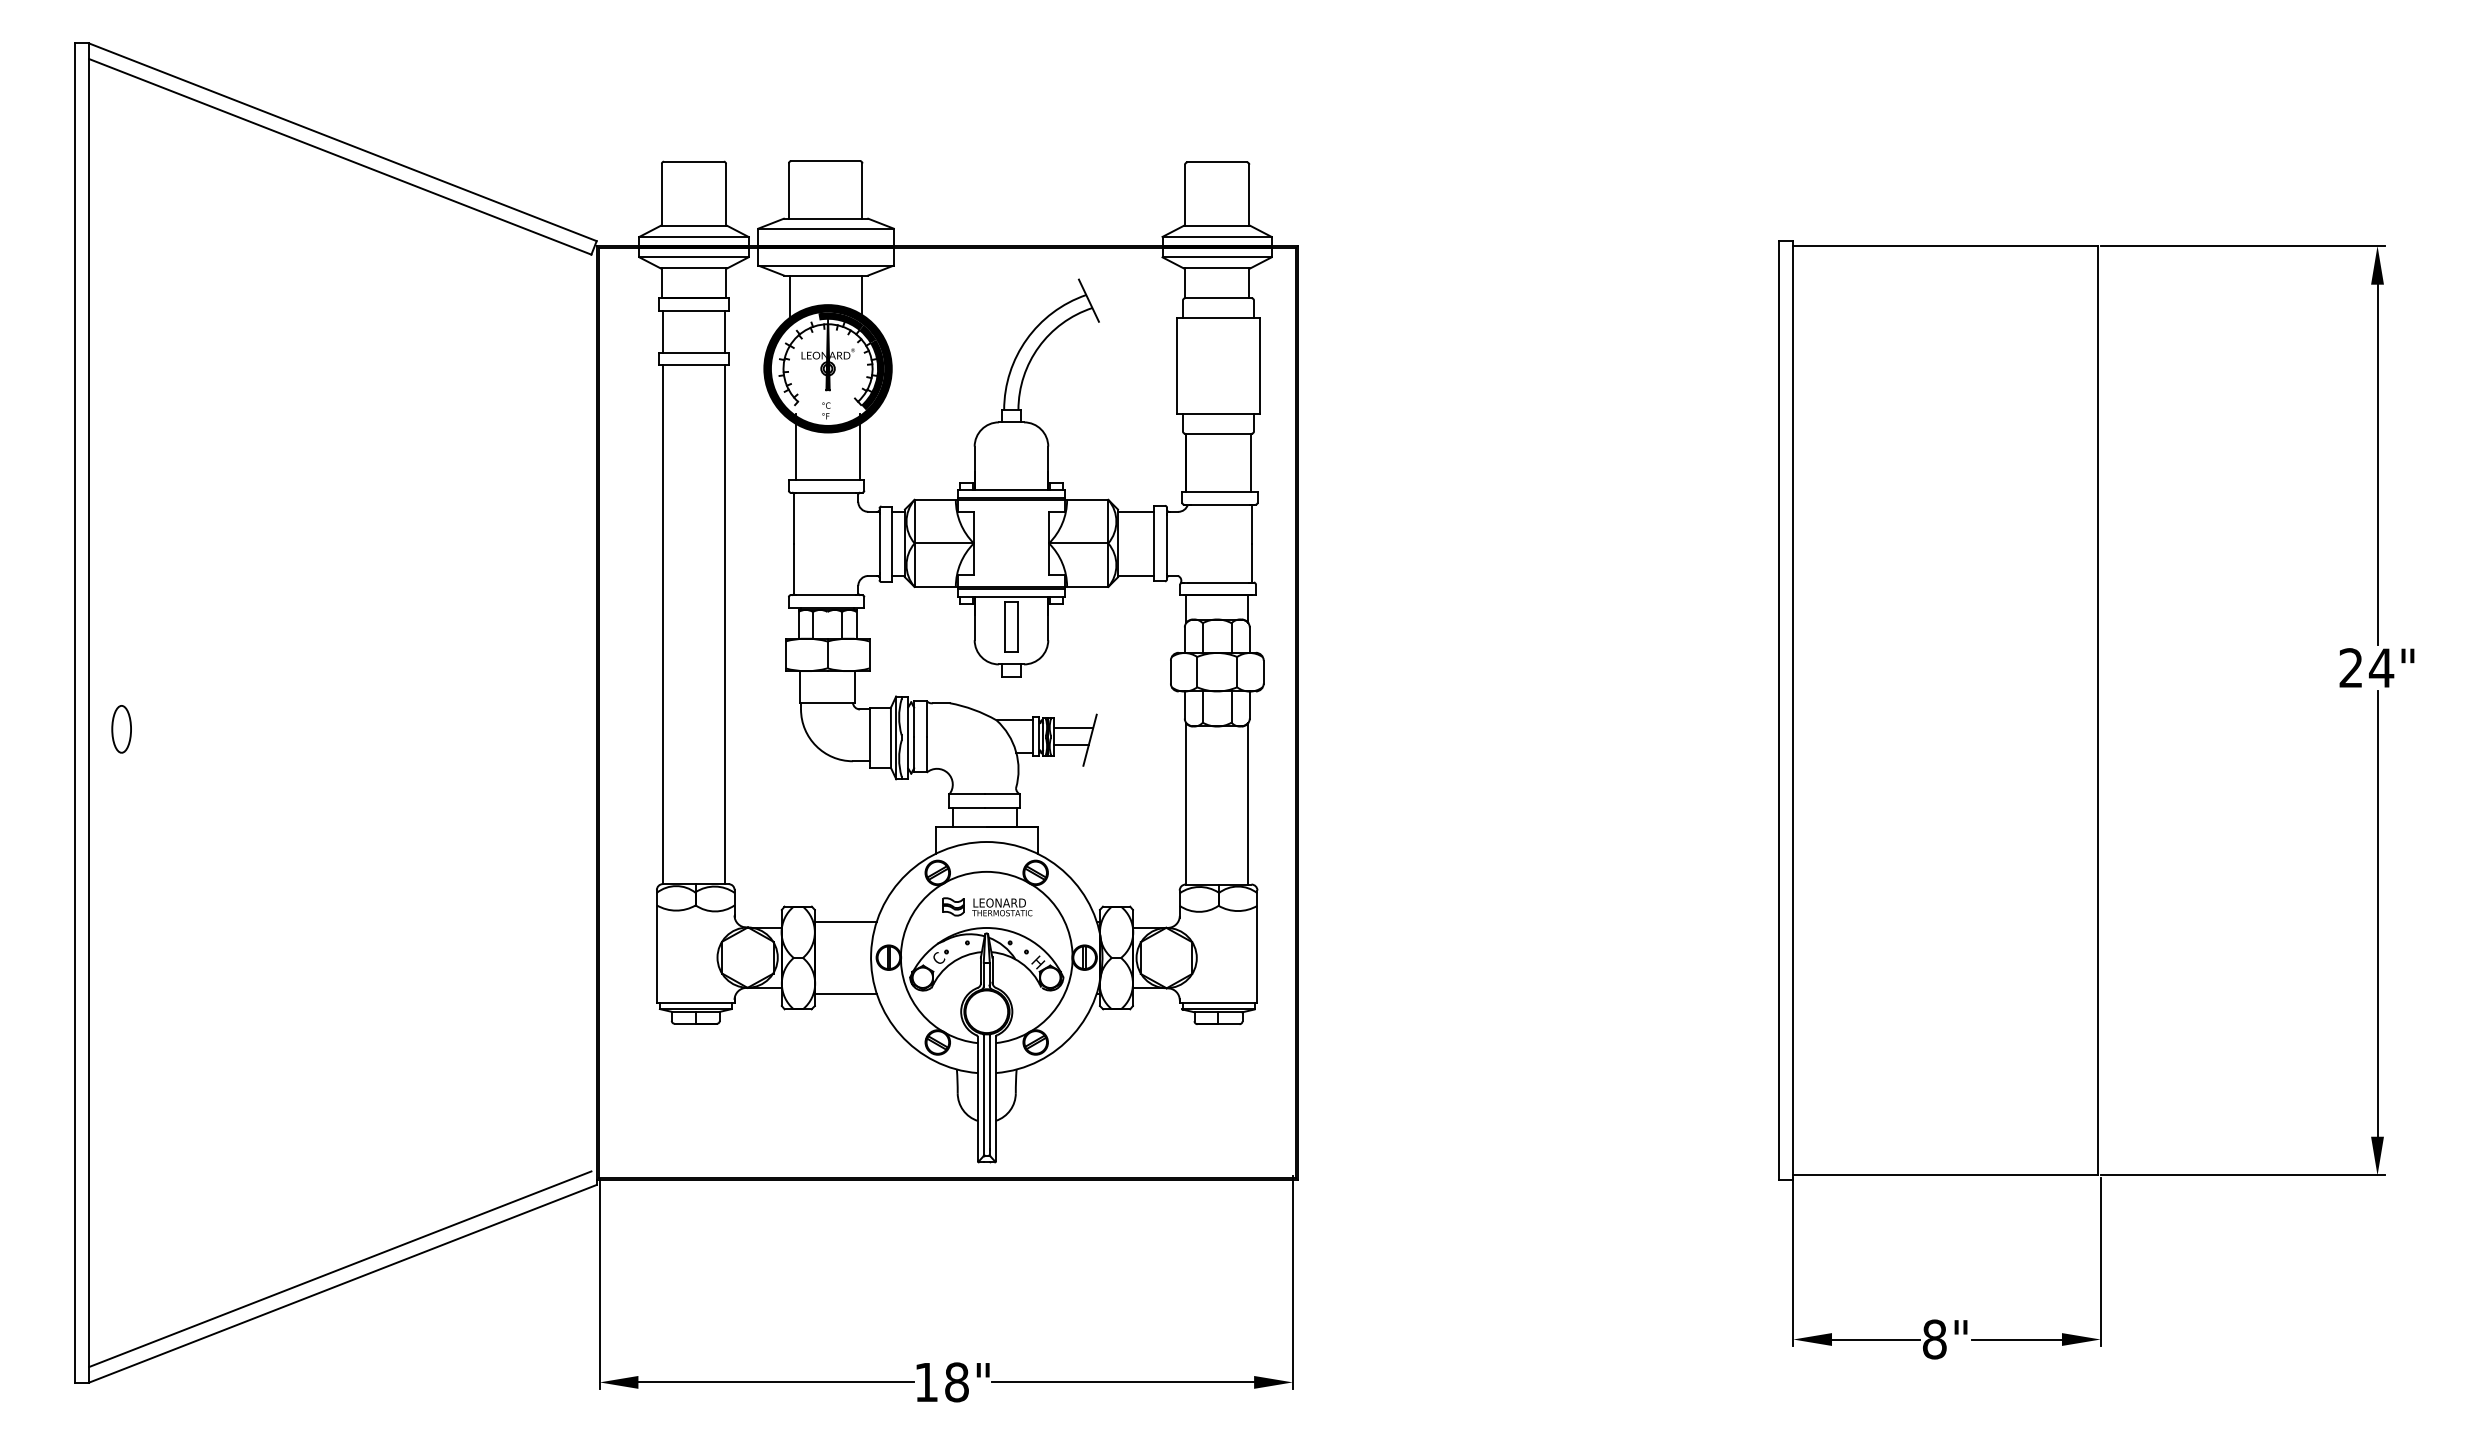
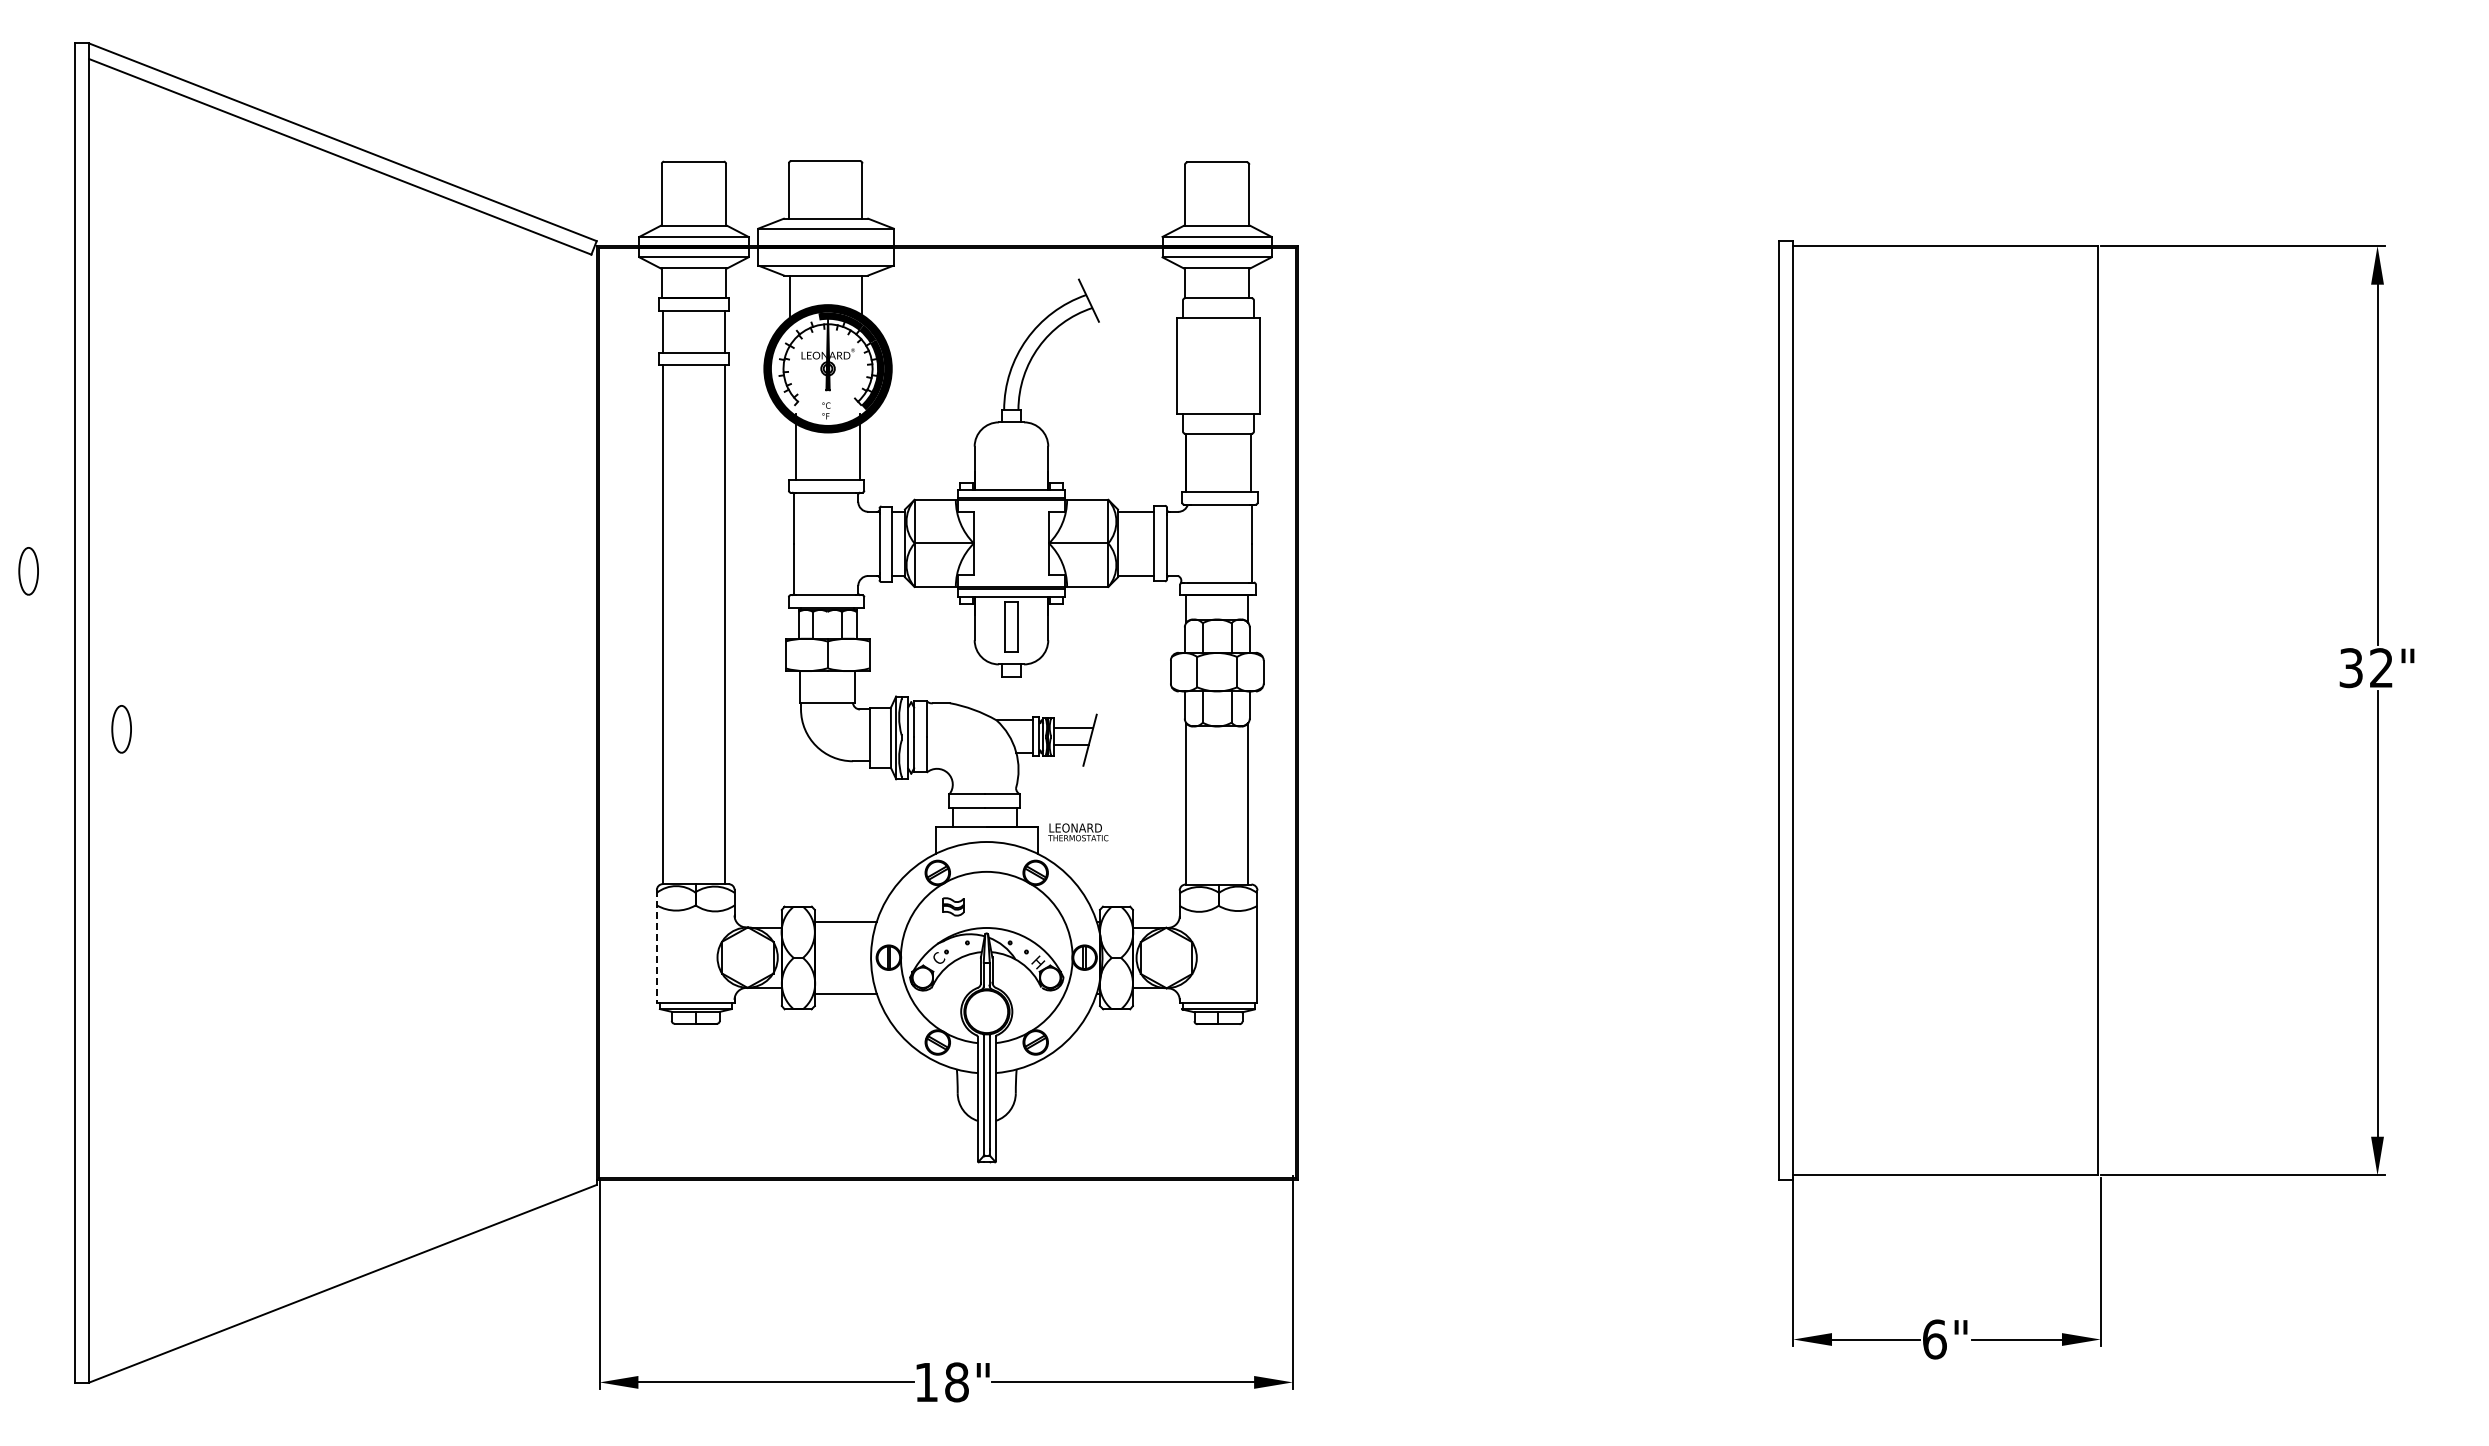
part: none -> present (28, 571)
text: 24" -> 32" (2366, 668)
text position: (1002, 907) -> (1078, 832) (1078, 832)
line: solid -> dashed (656, 947)
line: present -> none (340, 1269)
text: 8" -> 6" (1934, 1339)
